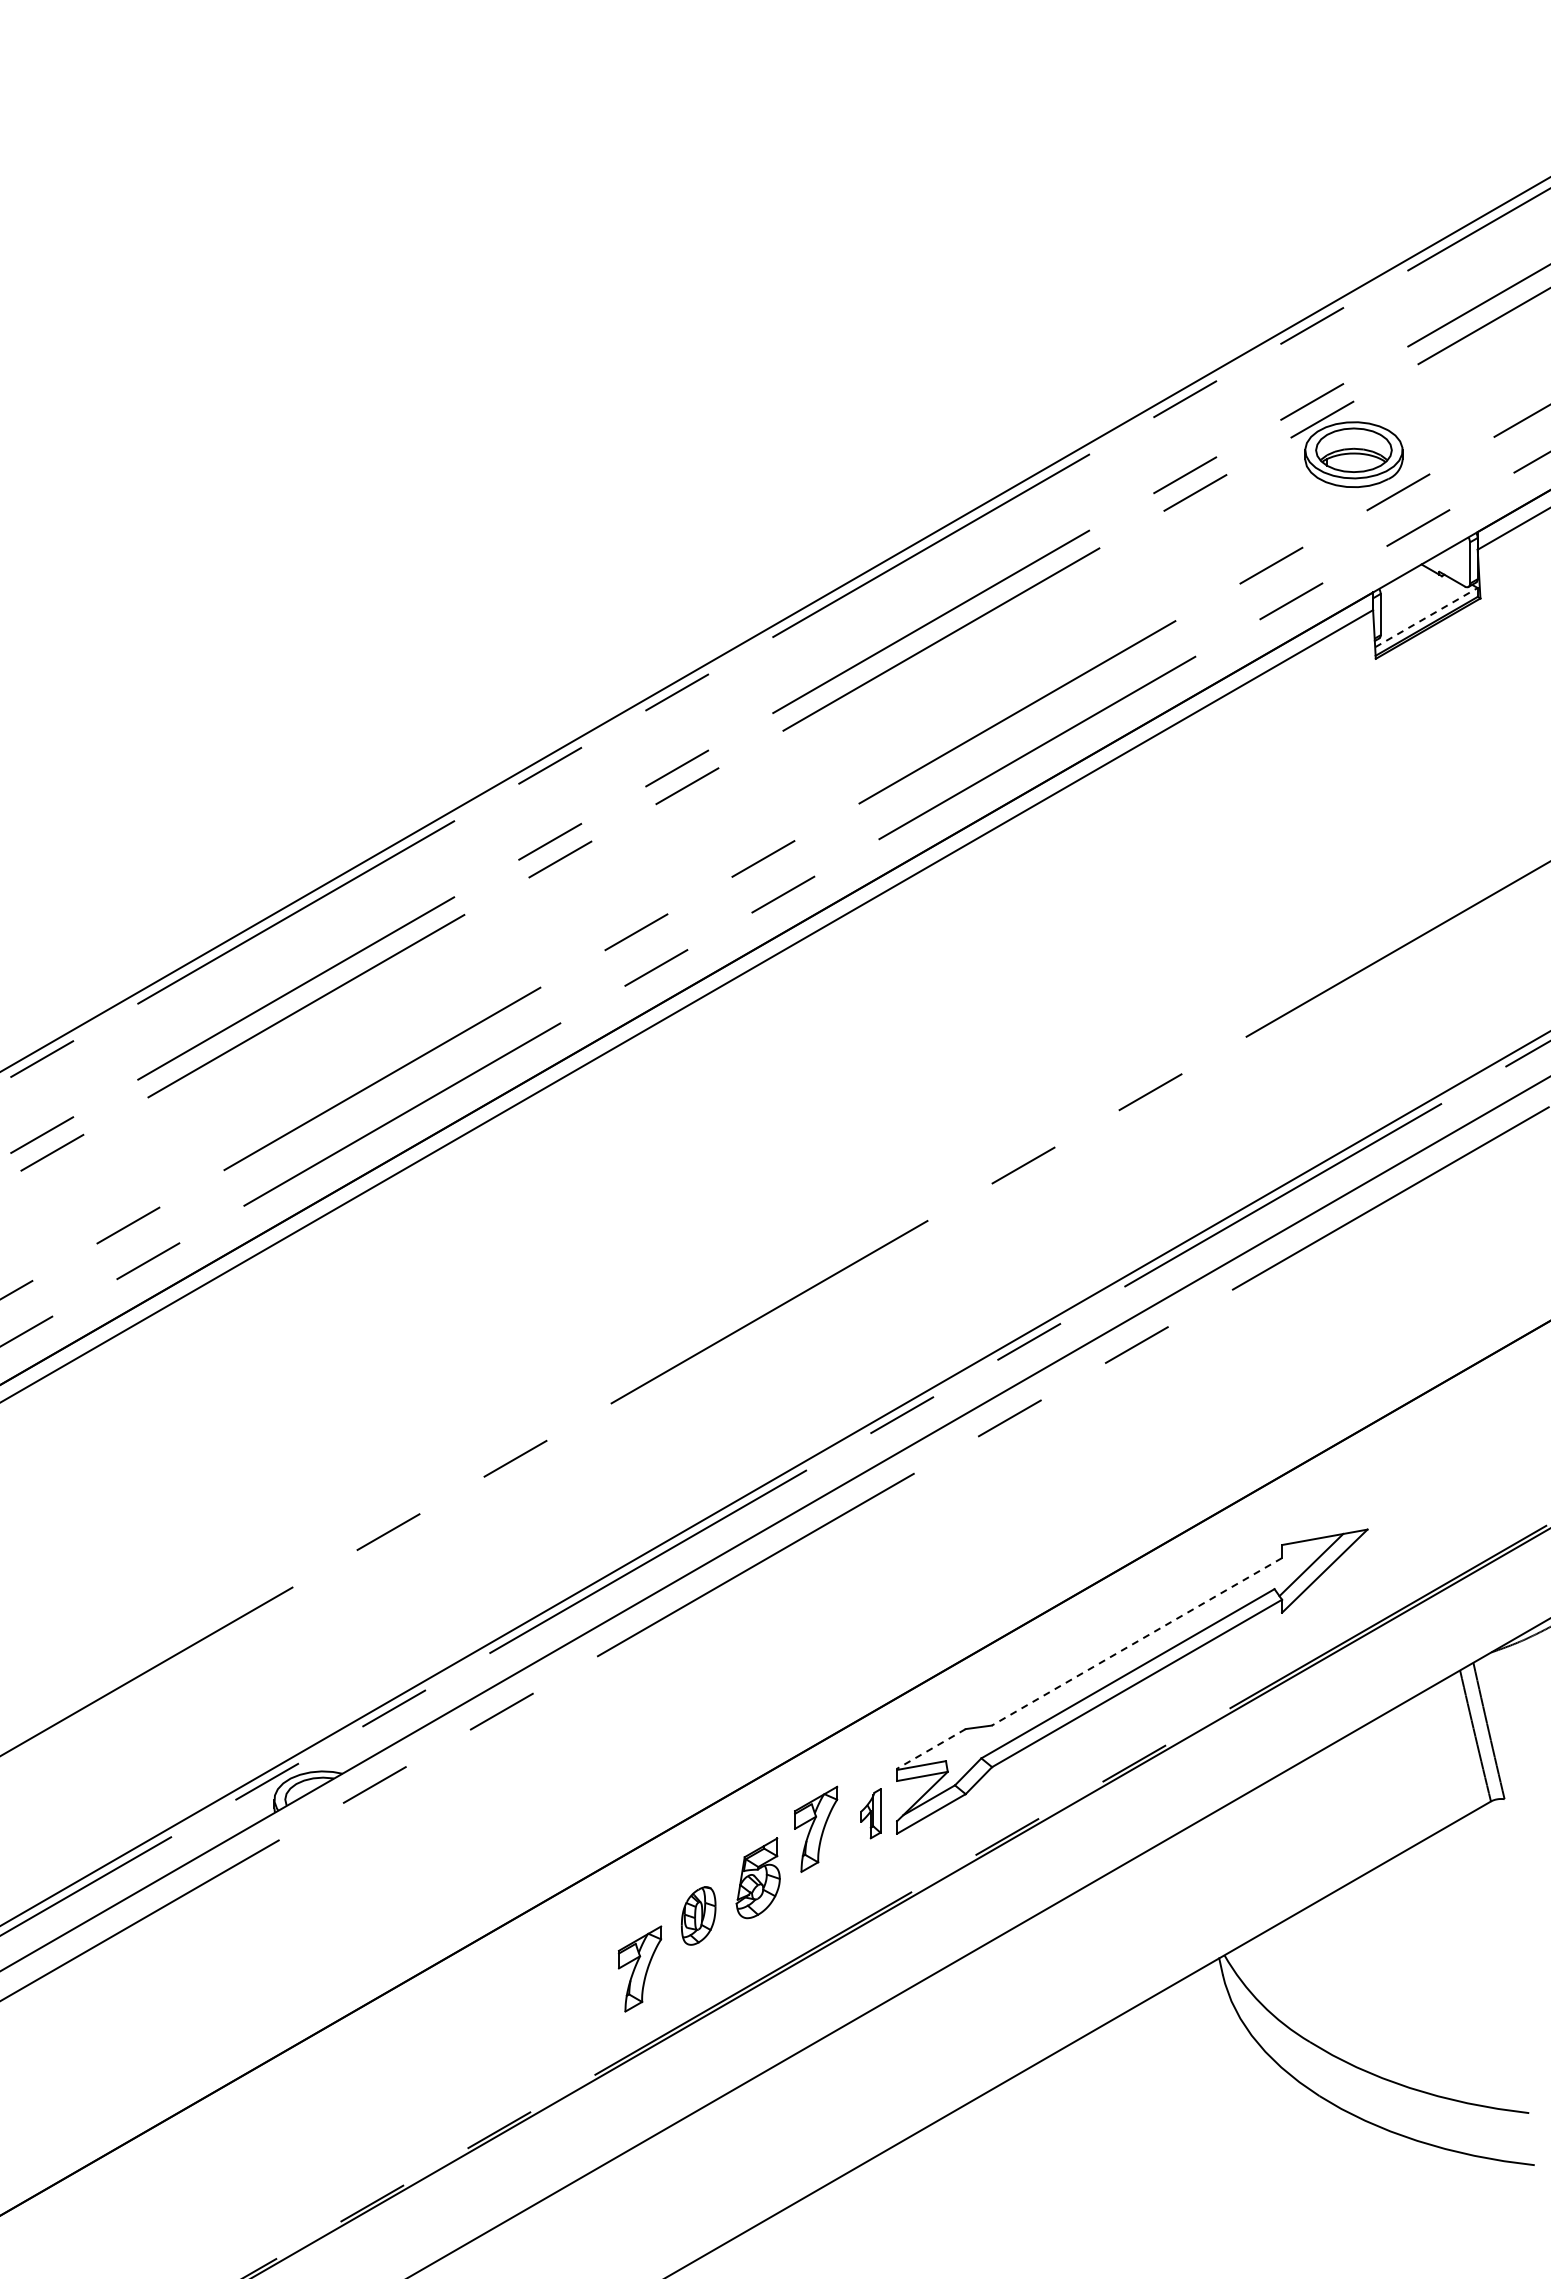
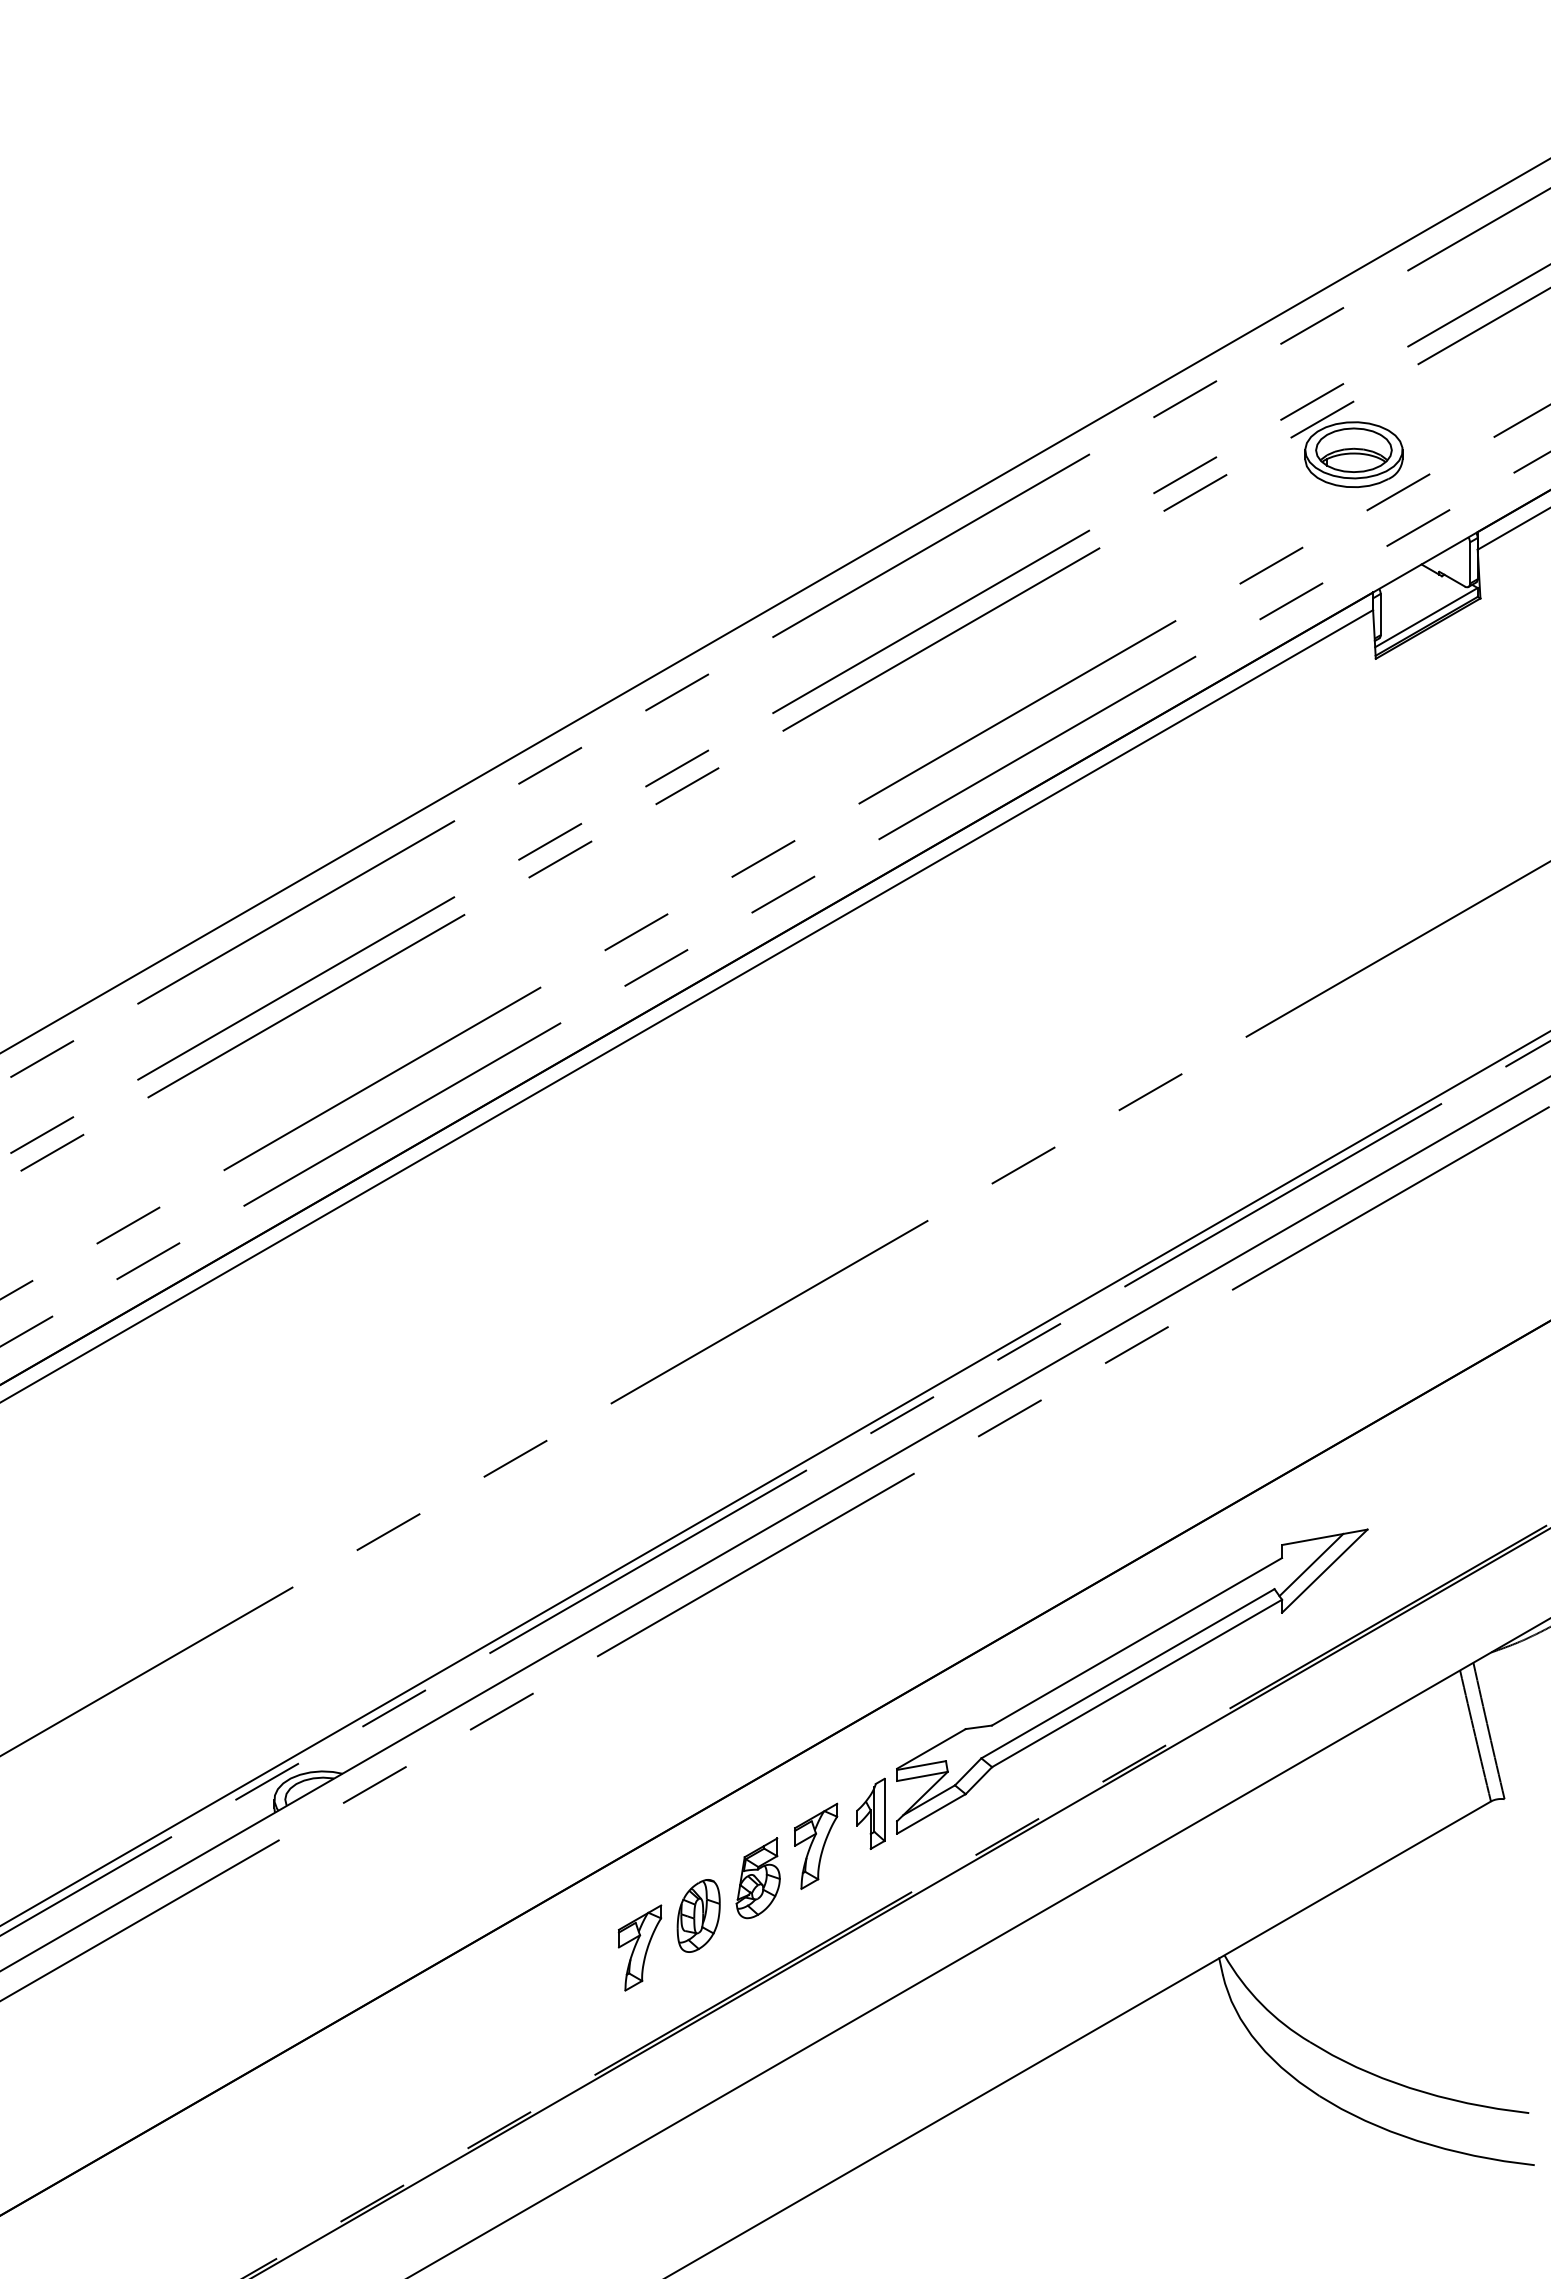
line: dashed -> solid (1426, 617)
line position: (774, 624) -> (774, 606) (774, 606)
line: dashed -> solid (1136, 1642)
line: dashed -> solid (931, 1748)
part size: 22x52 px -> 30x73 px (870, 1813)
part position: (816, 1828) -> (816, 1845) (816, 1845)
part size: 36x60 px -> 45x74 px (698, 1915)
part position: (640, 1968) -> (640, 1947) (640, 1947)
